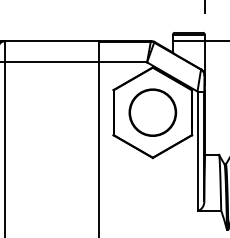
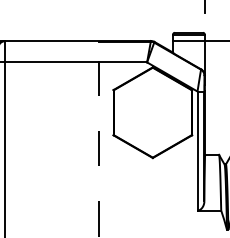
part: present -> none (152, 112)
line: solid -> dashed (99, 138)
